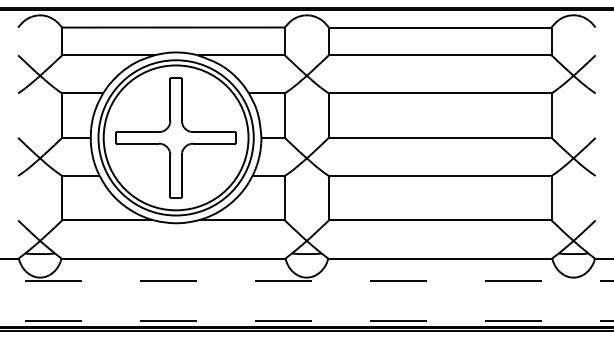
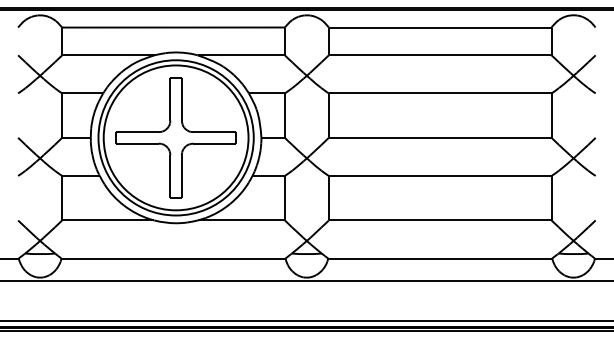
line: dashed -> solid (307, 281)
line: dashed -> solid (307, 321)
